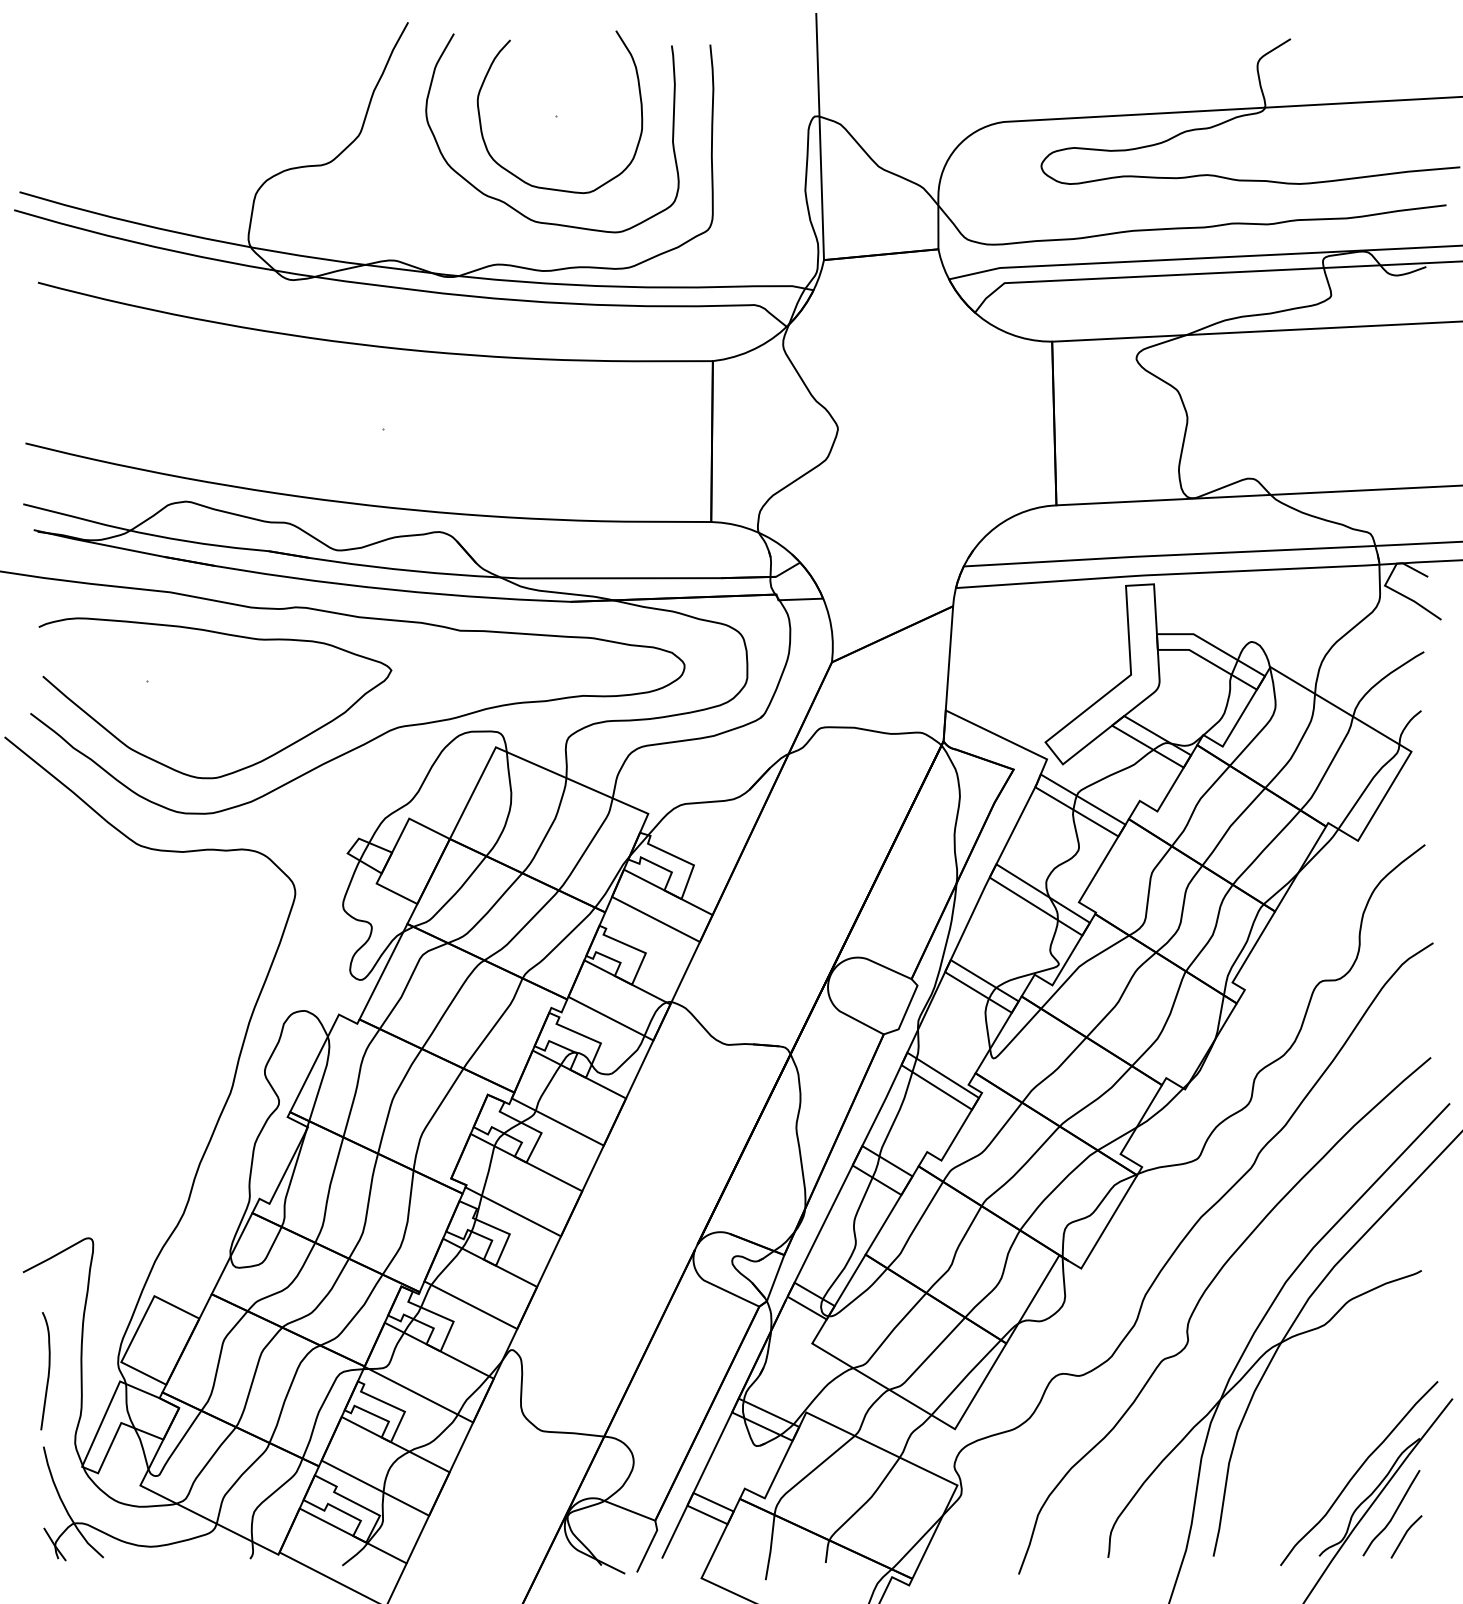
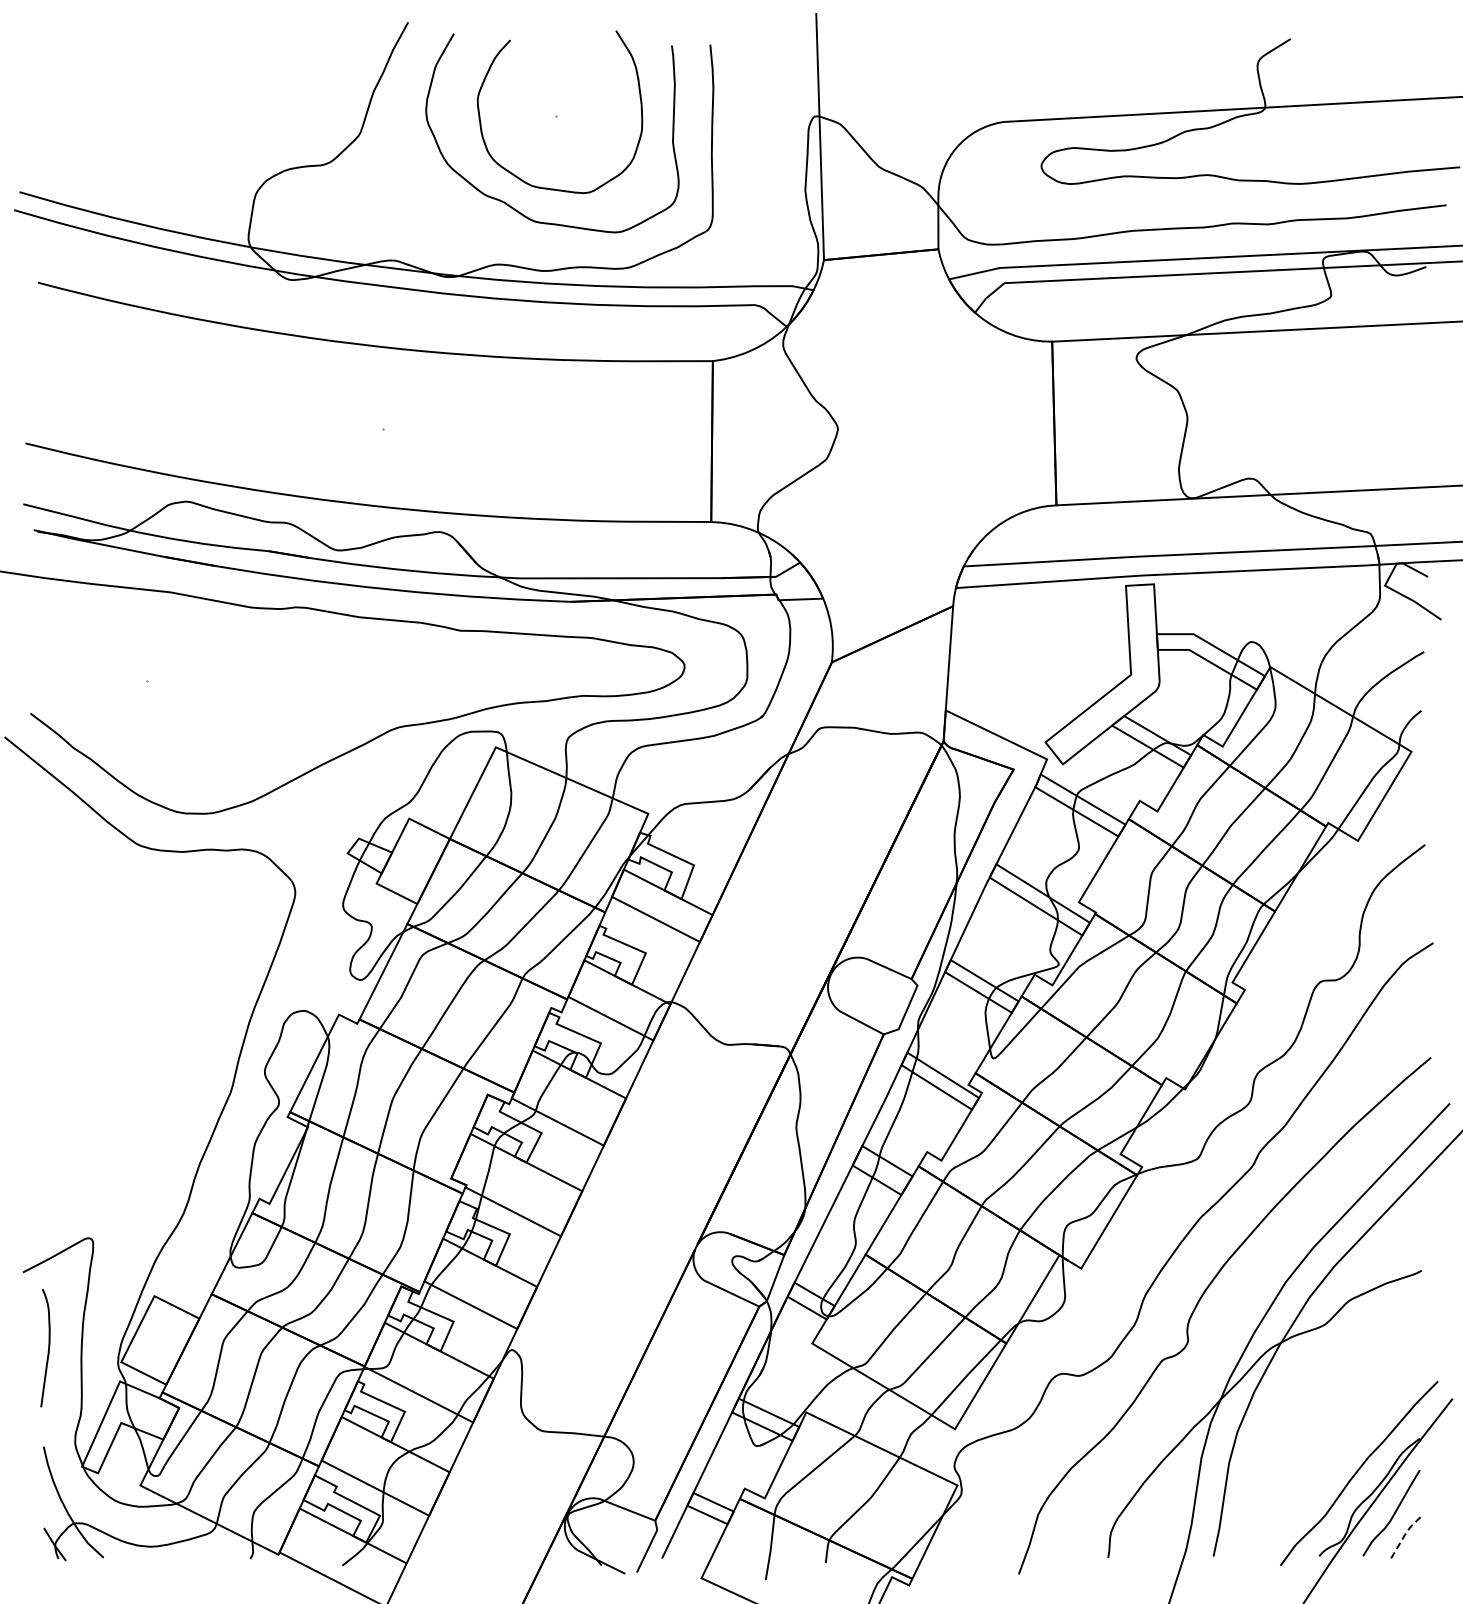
curve: present -> none (226, 635)
curve position: (48, 1371) -> (48, 1348) (48, 1348)
line: solid -> dashed (1405, 1534)
